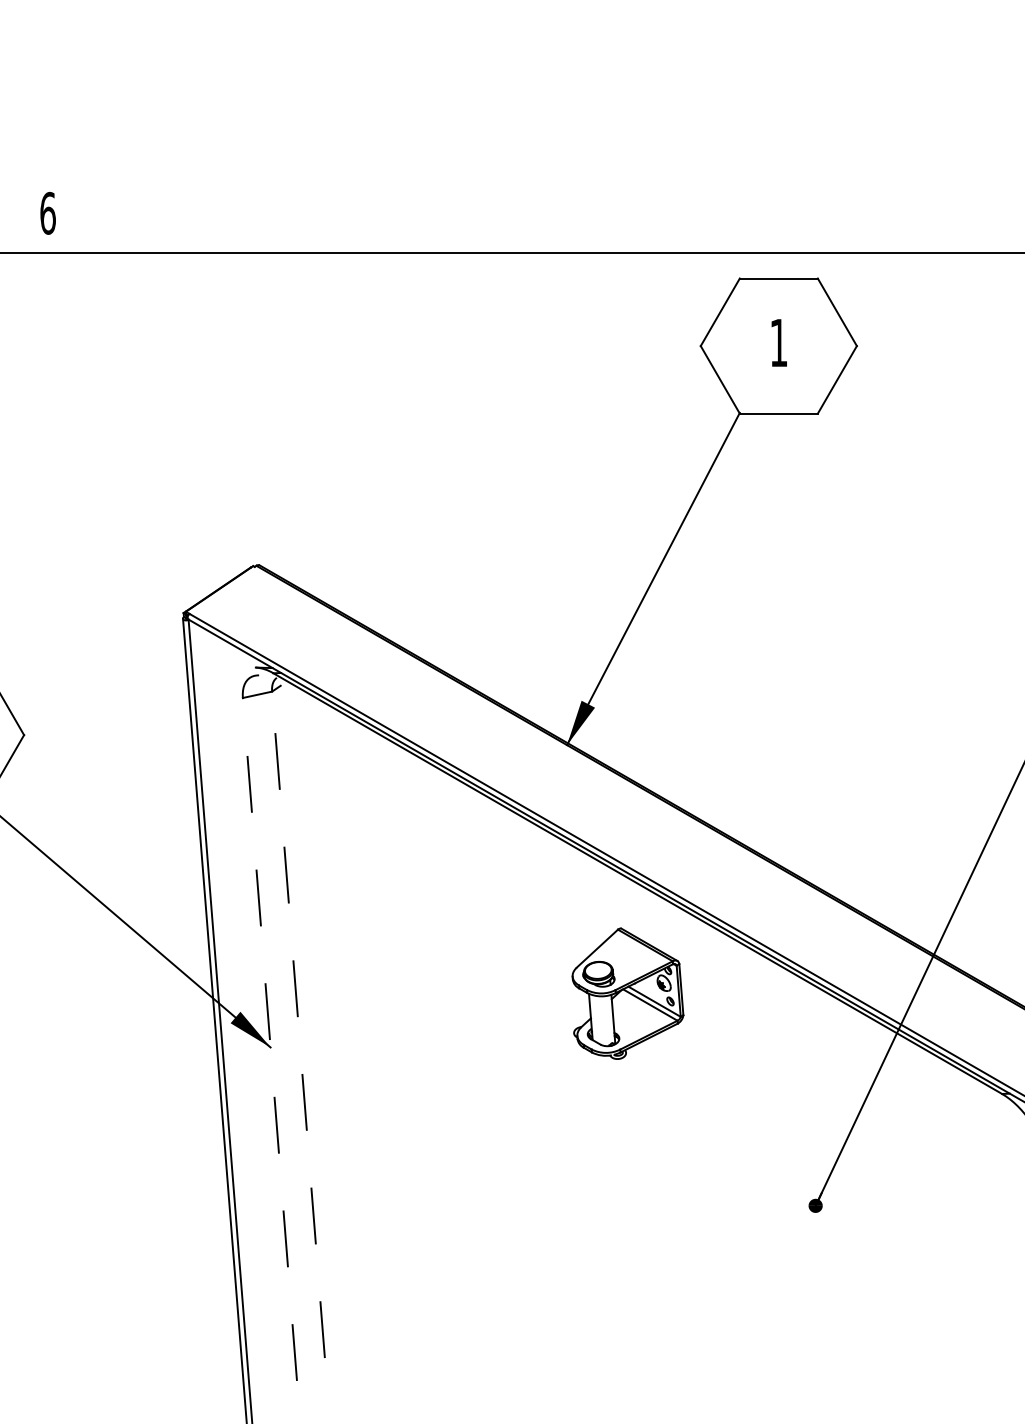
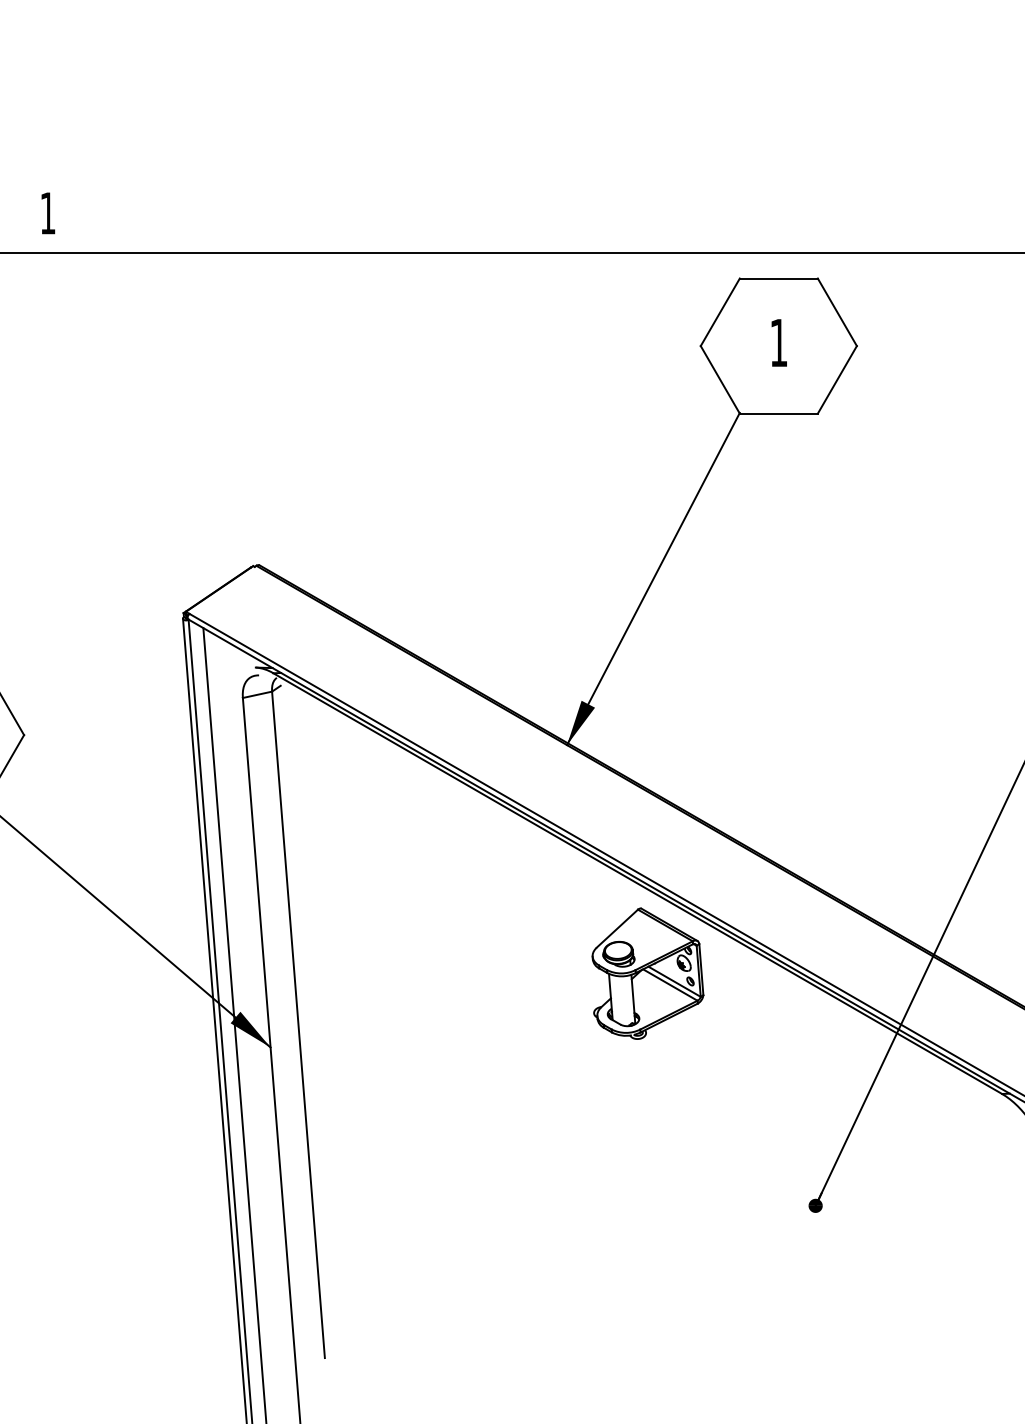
text: 6 -> 1 (47, 212)
part position: (627, 993) -> (647, 973) (647, 973)
line: none -> present (234, 1024)
line: dashed -> solid (298, 1024)
line: dashed -> solid (271, 1060)
